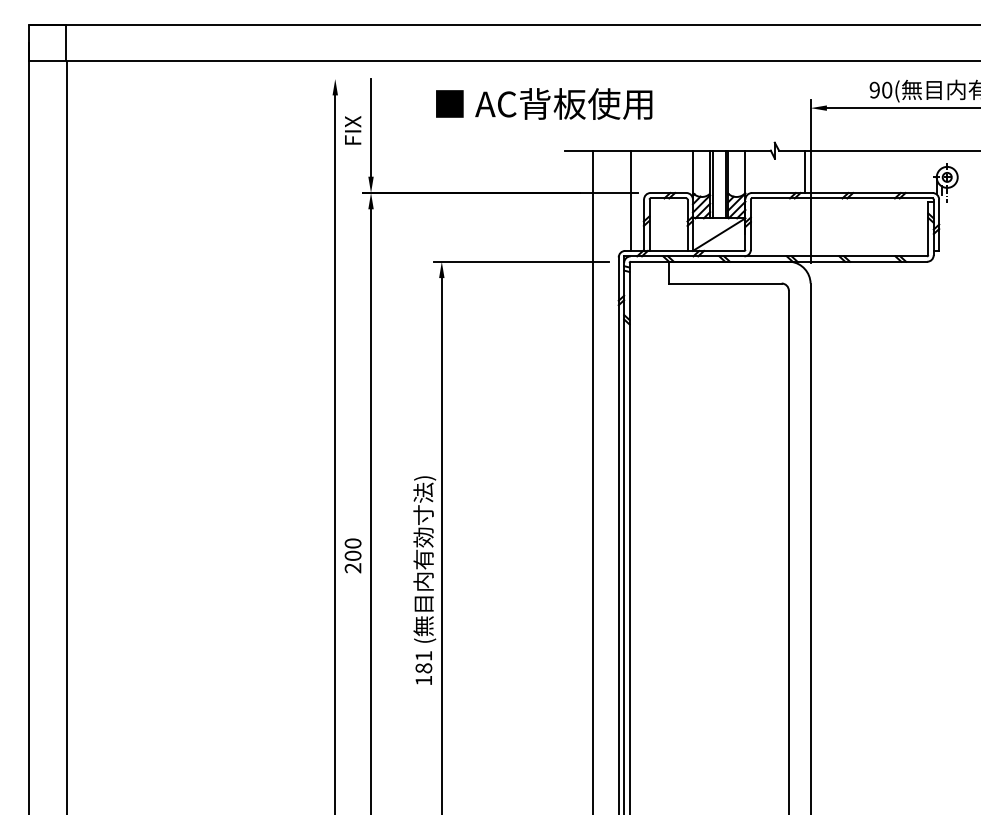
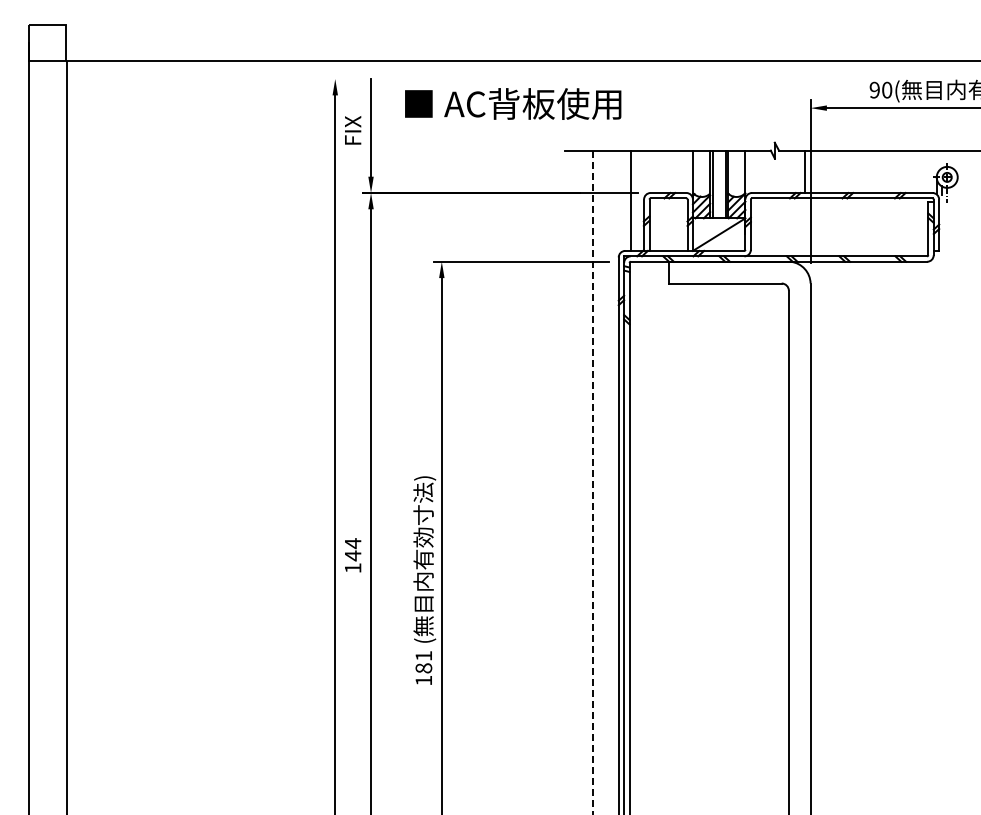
line: present -> none (503, 24)
text position: (544, 103) -> (513, 103) (513, 103)
line: solid -> dashed (593, 482)
text: 200 -> 144 (352, 555)
